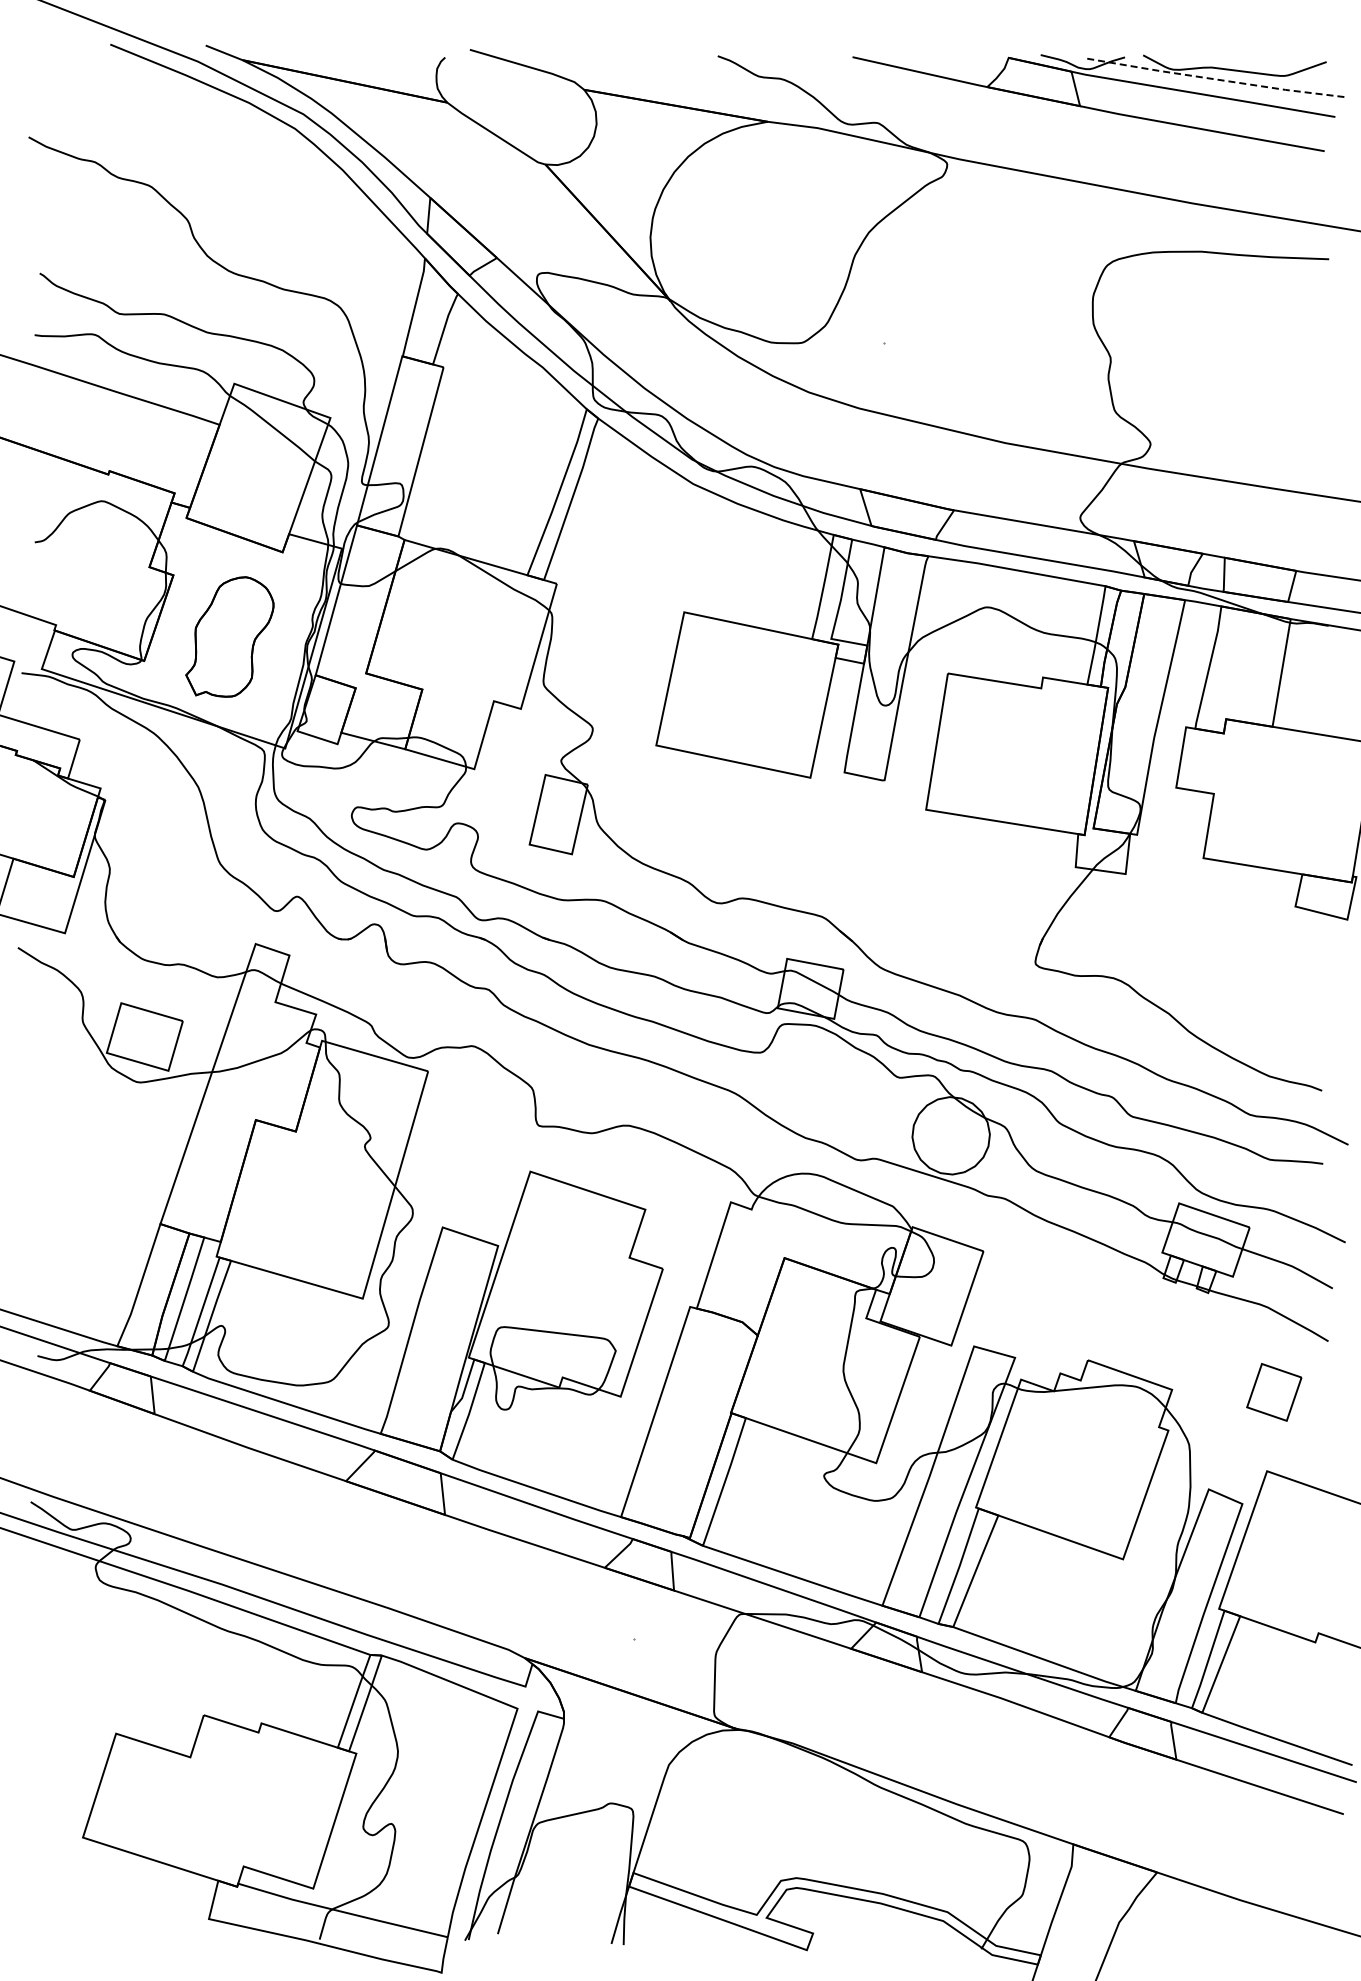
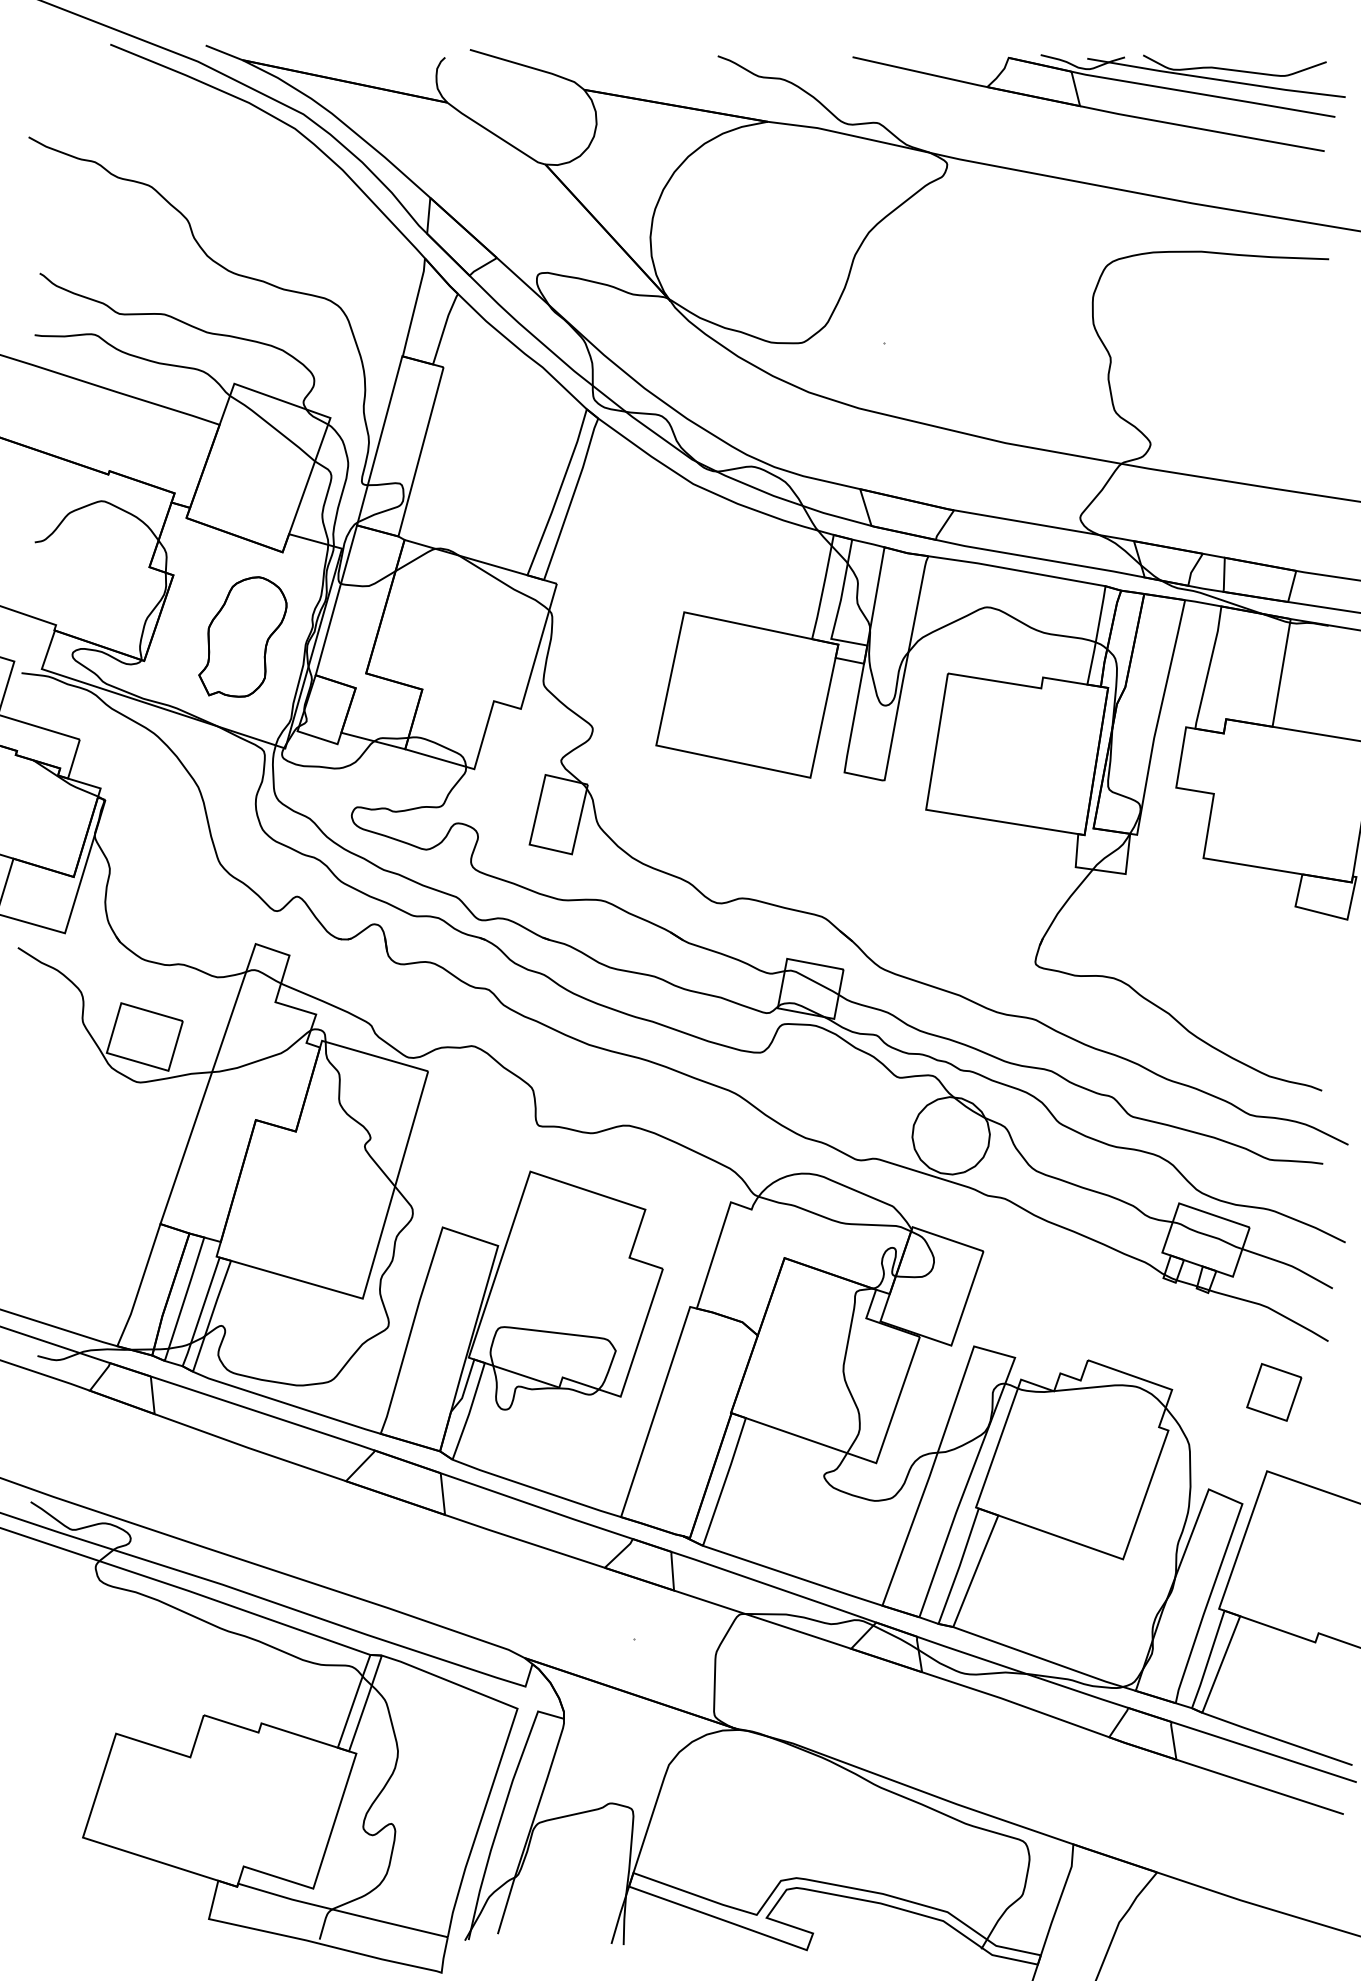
line: dashed -> solid (1216, 79)
part position: (229, 636) -> (242, 636) (242, 636)
